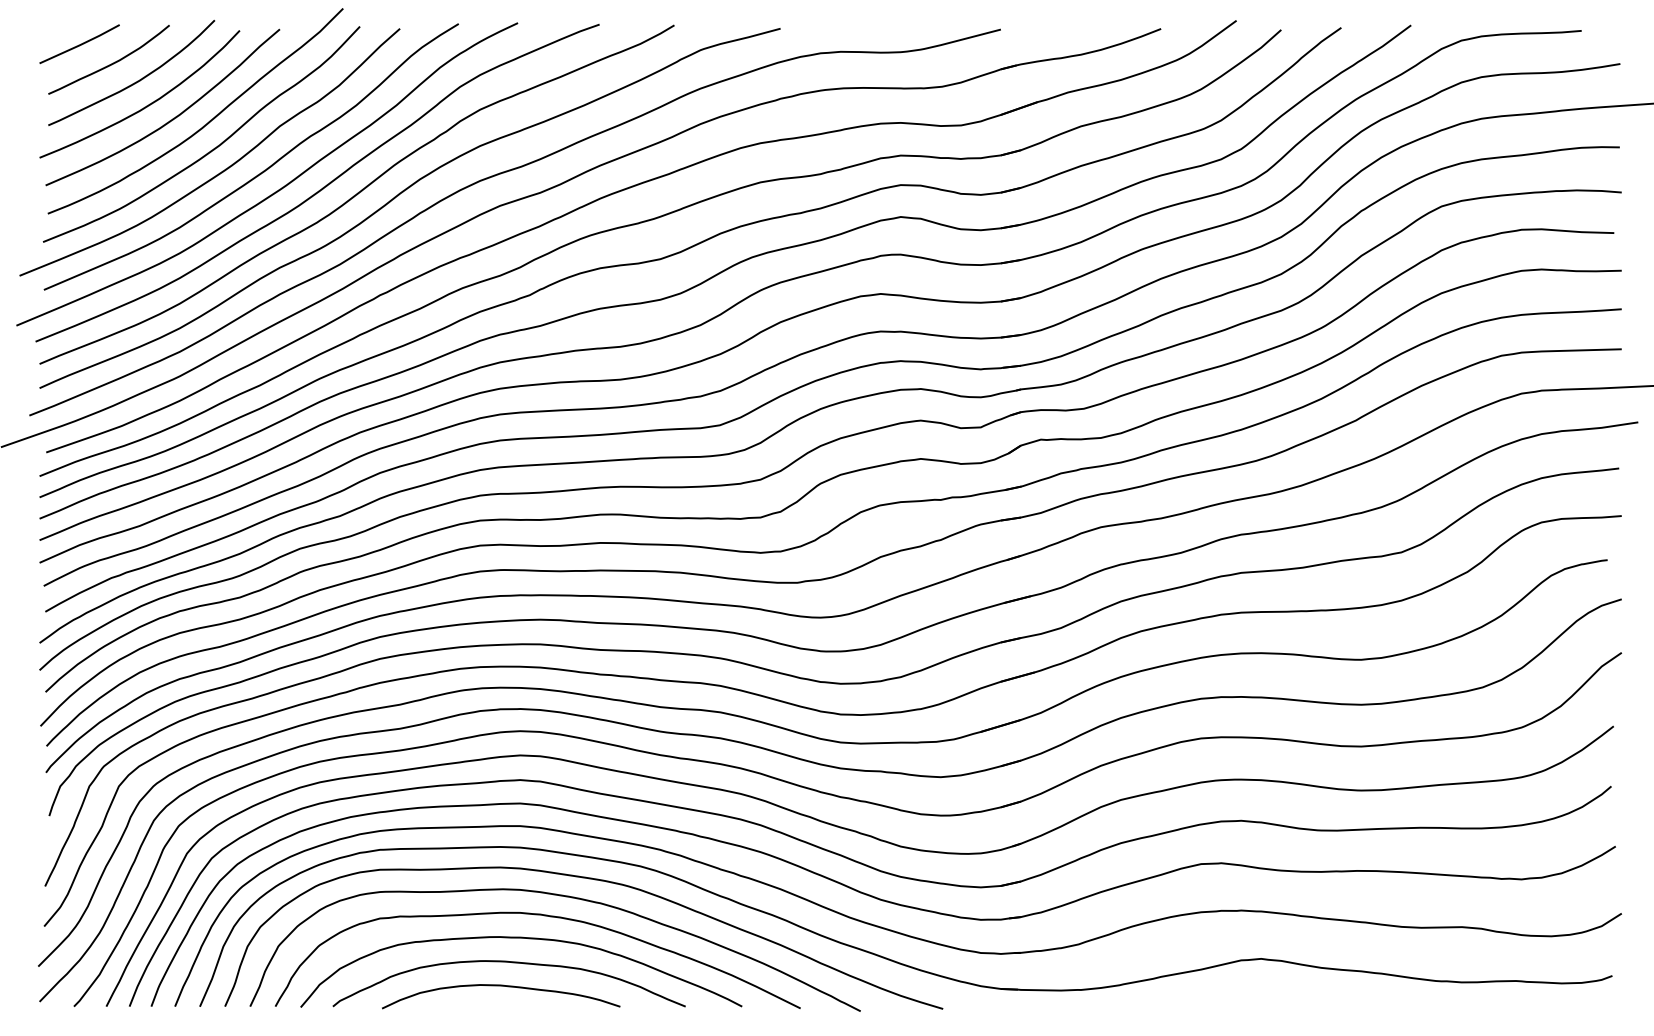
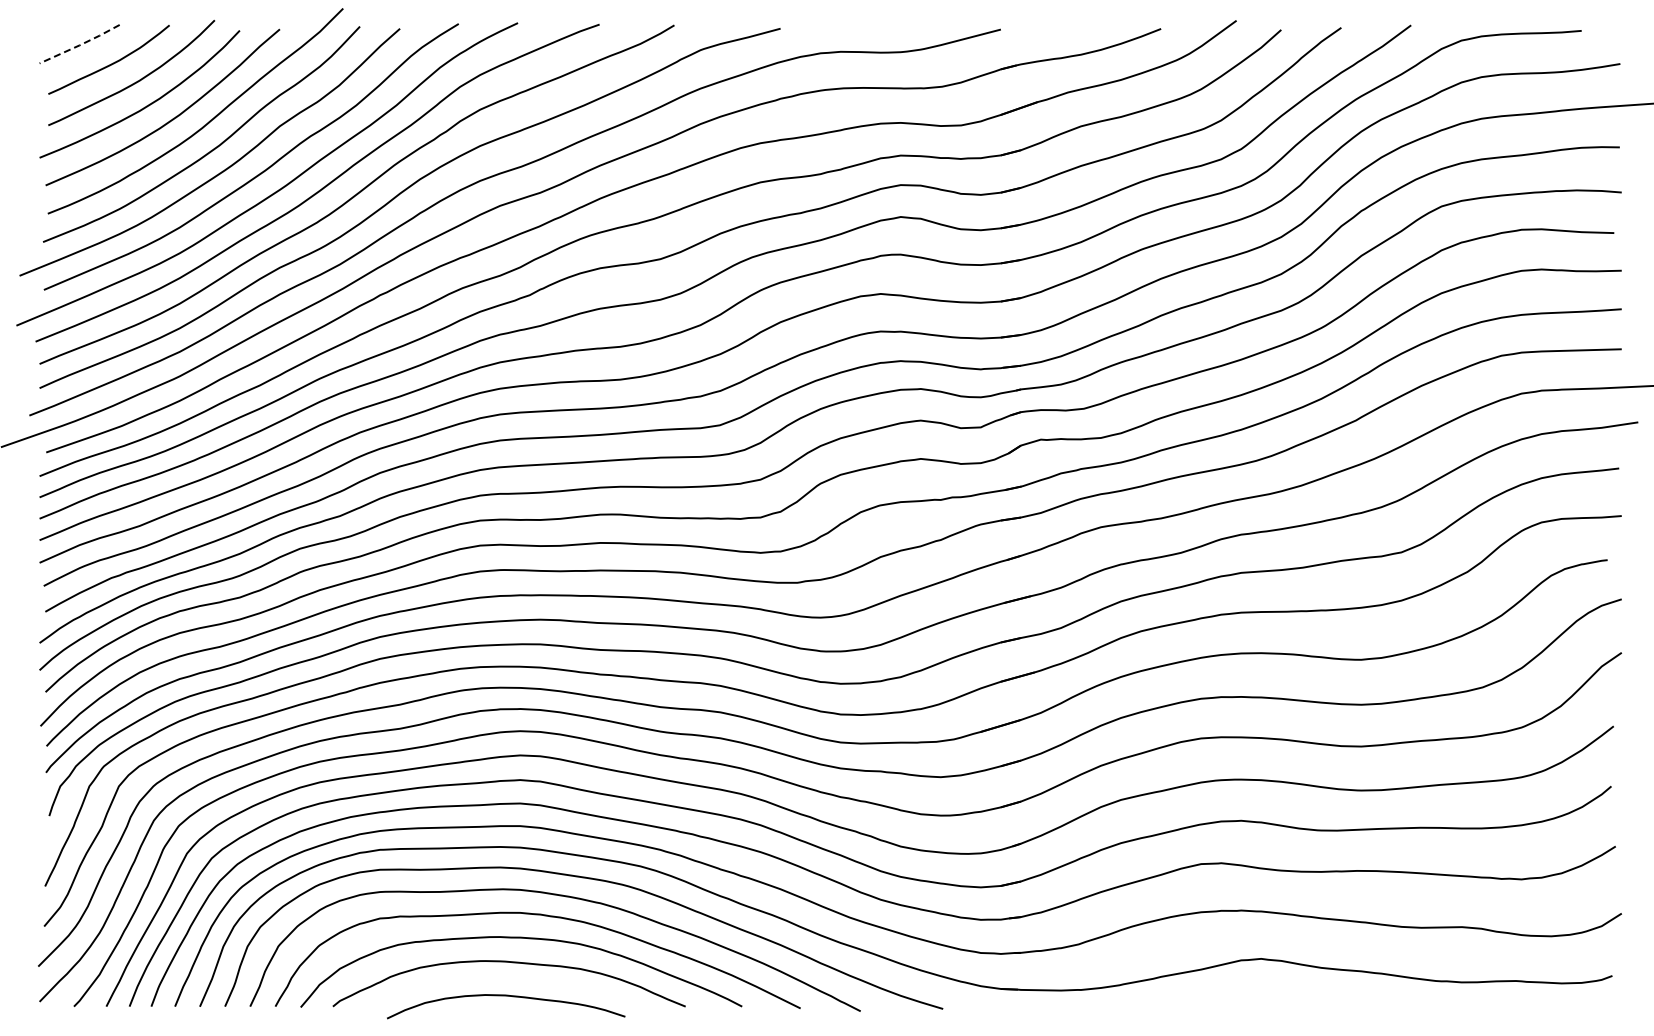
line: solid -> dashed (79, 45)
curve position: (501, 986) -> (506, 996) (506, 996)
